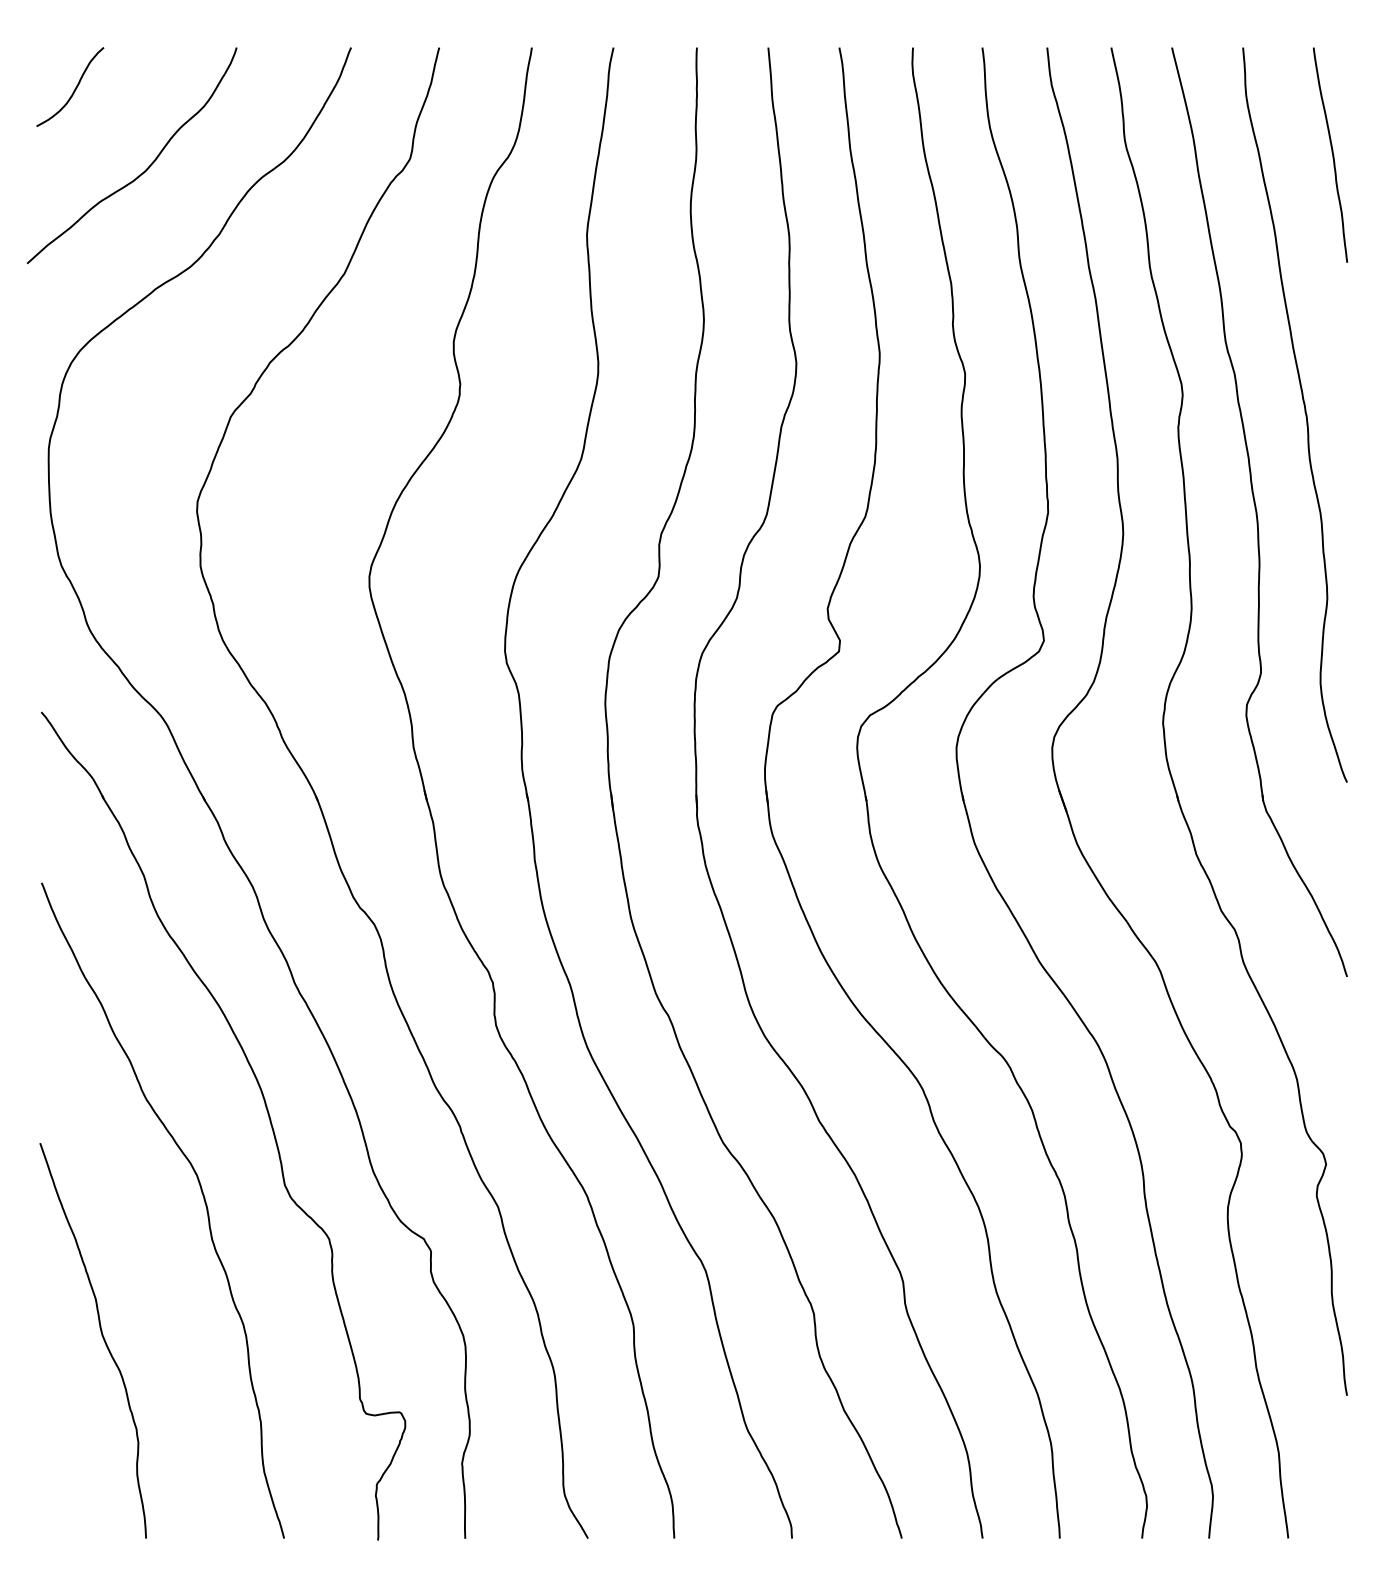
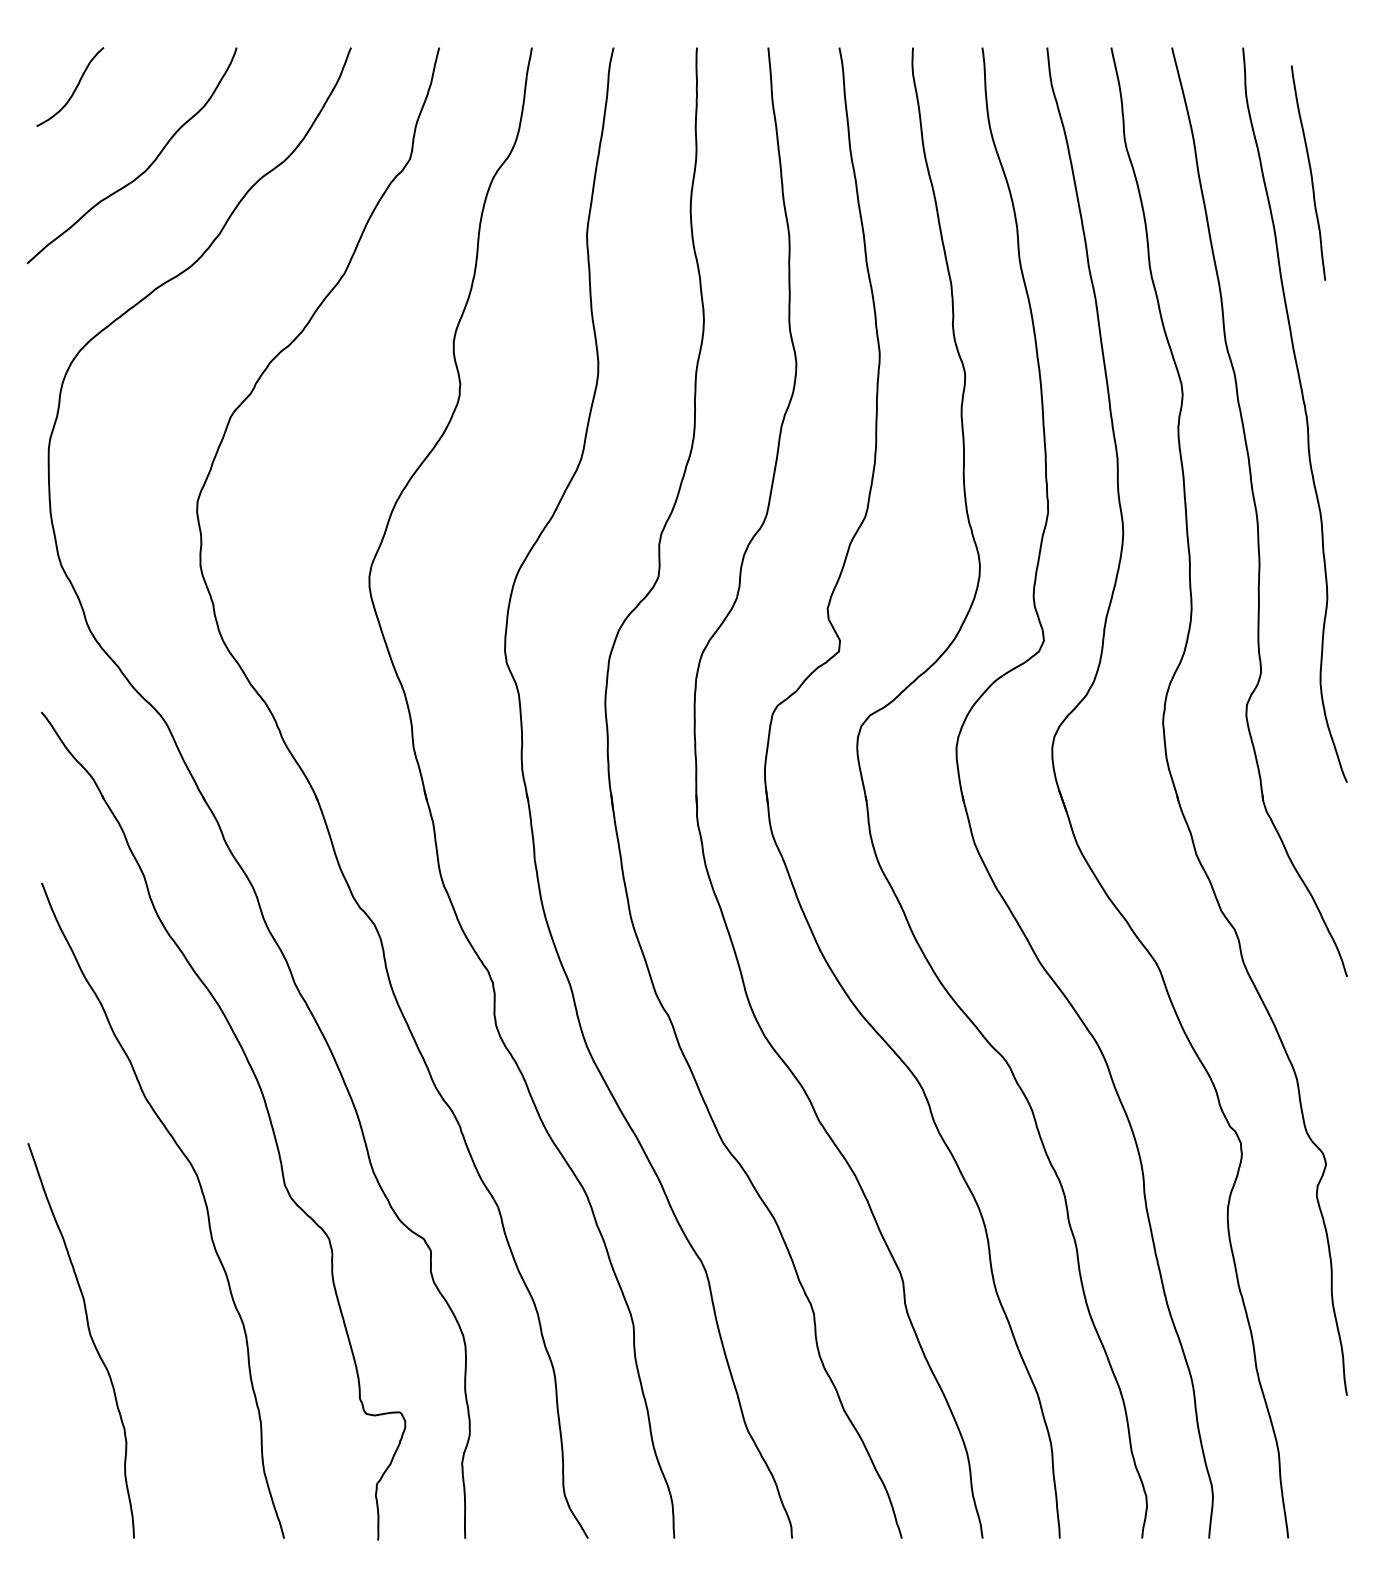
curve position: (1332, 154) -> (1310, 172) (1310, 172)
curve position: (102, 1338) -> (90, 1338) (90, 1338)
